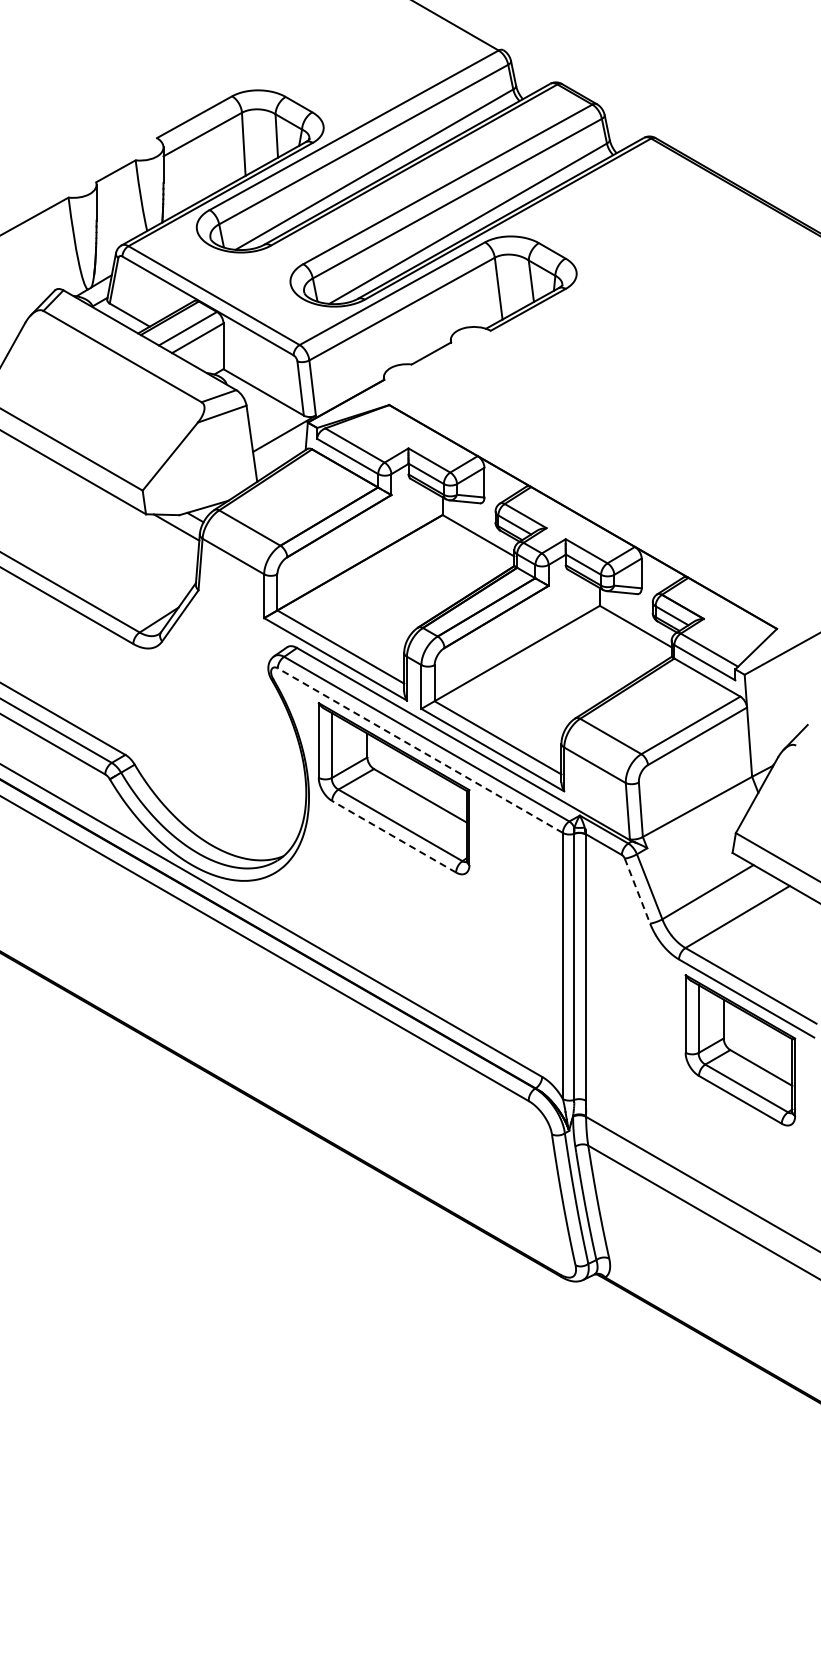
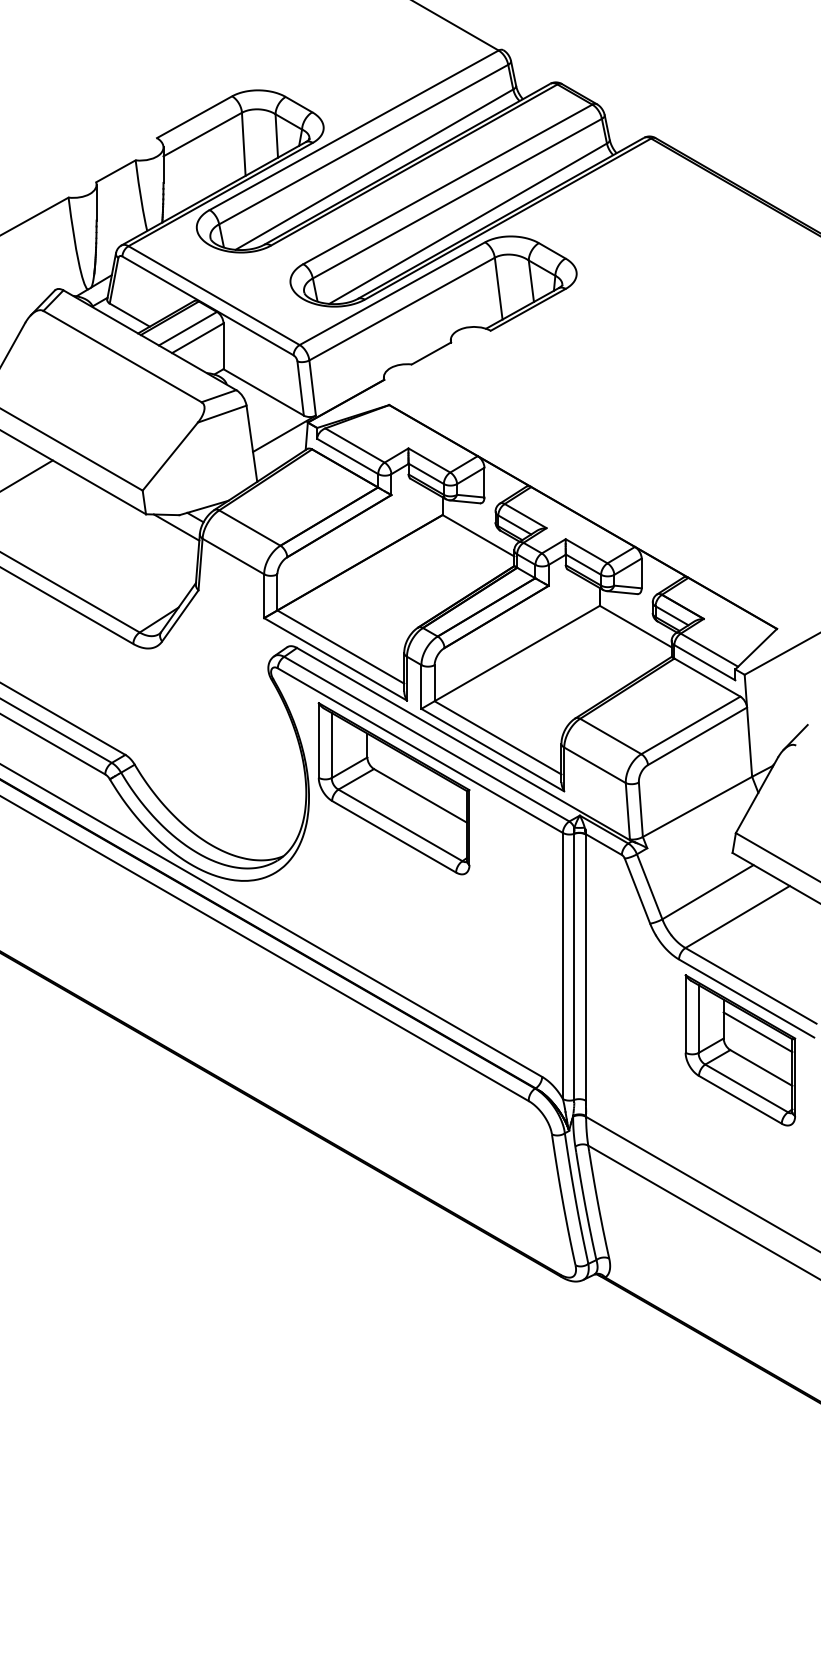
line: none -> present (27, 475)
line: dashed -> solid (420, 750)
line: dashed -> solid (394, 836)
line: dashed -> solid (637, 891)
line: none -> present (757, 1032)
